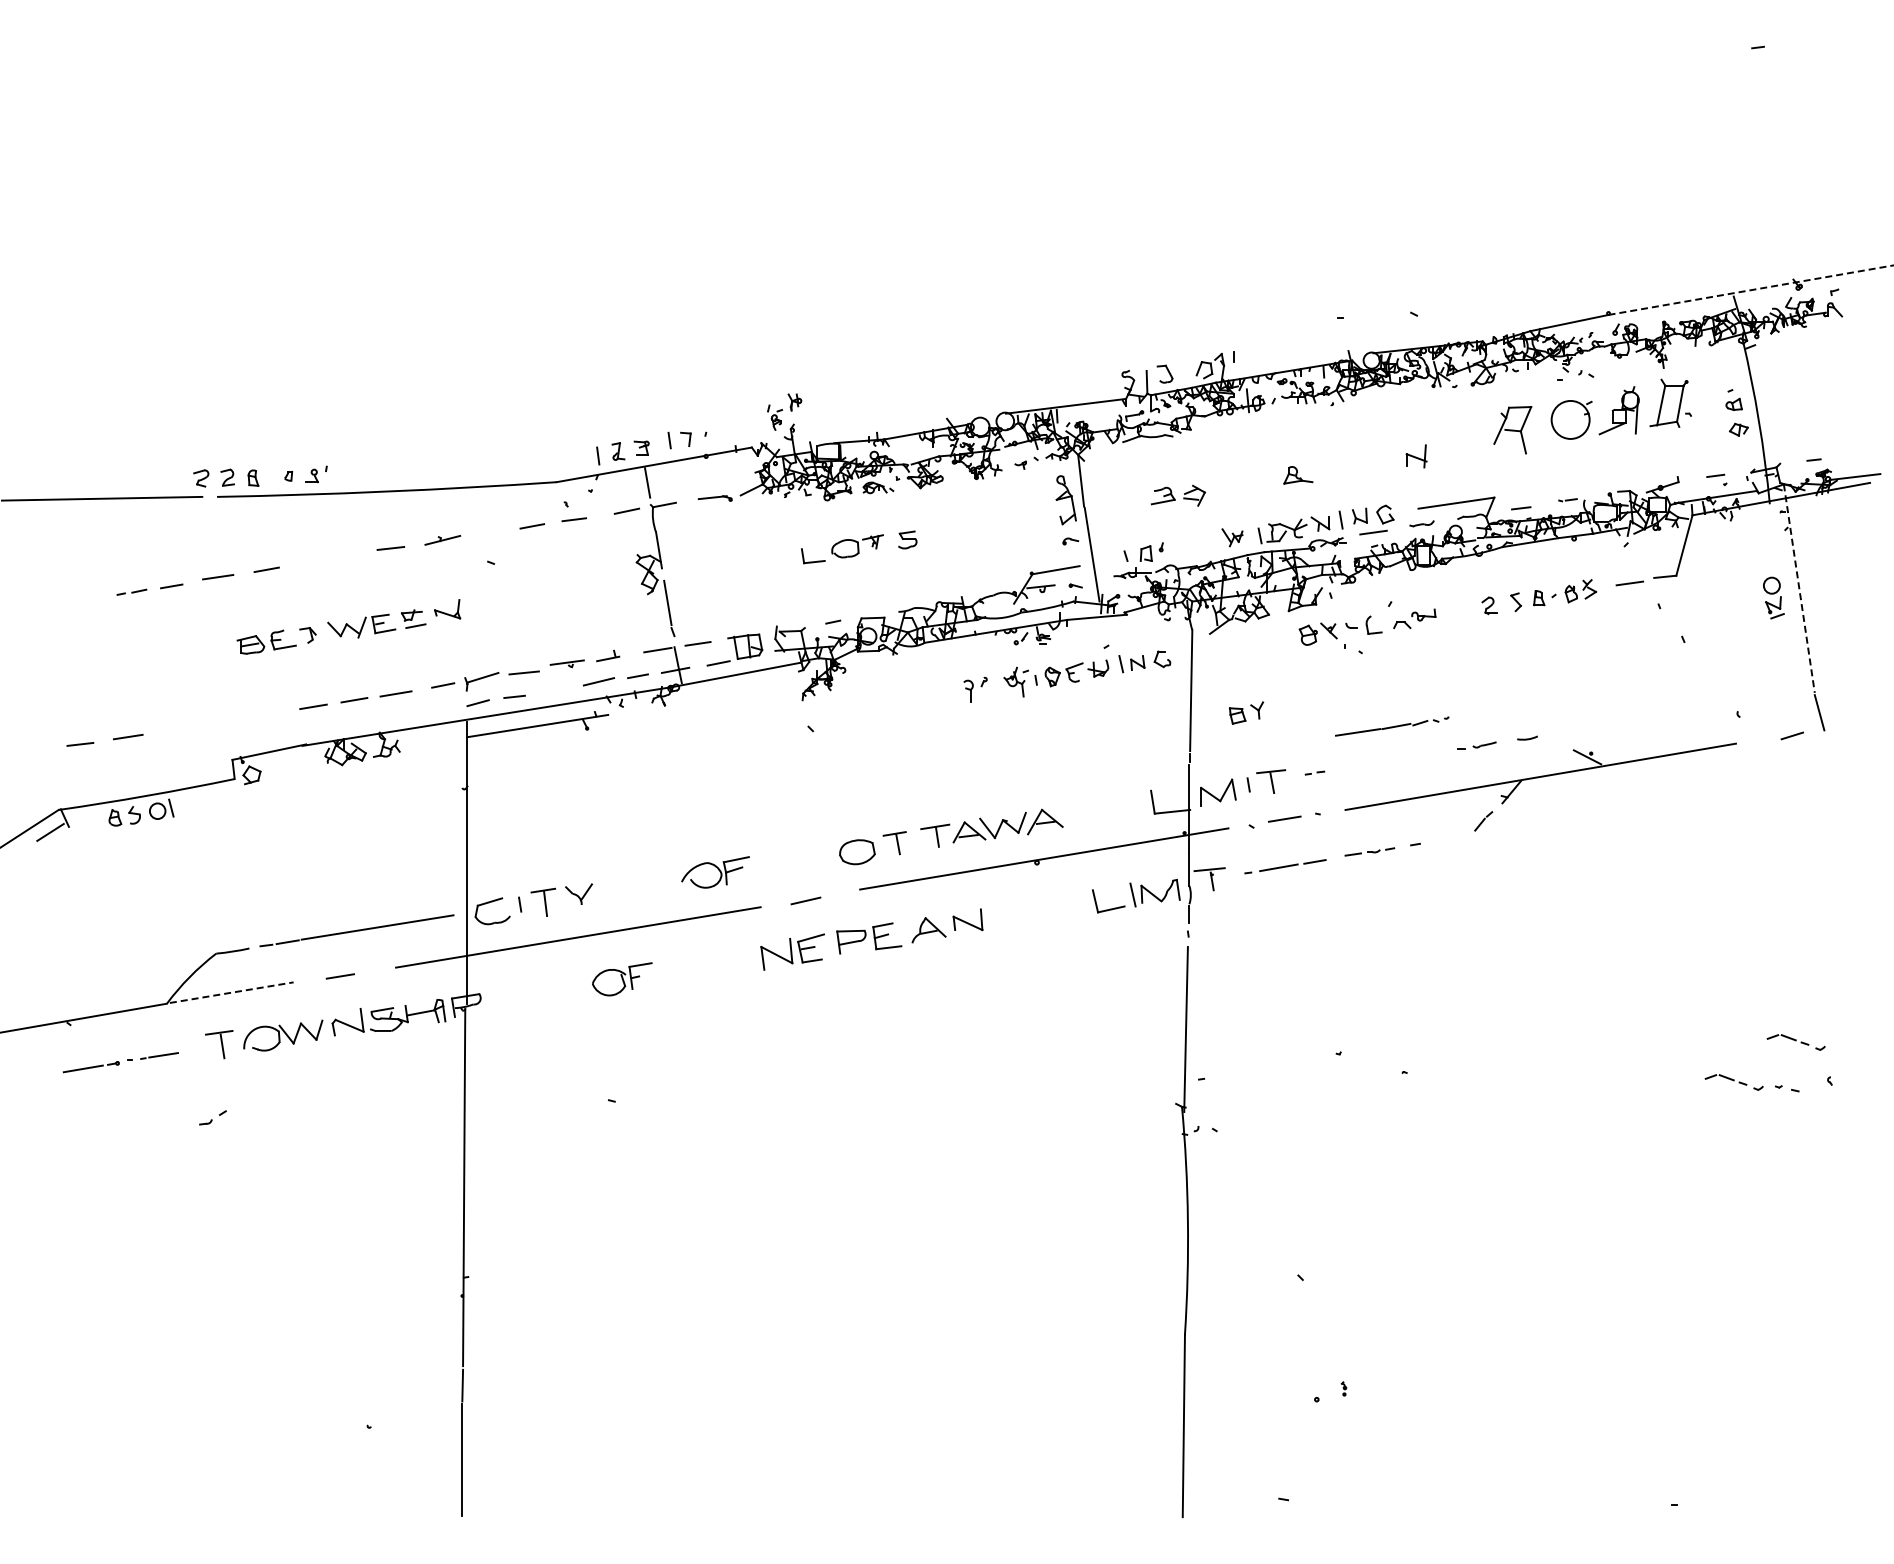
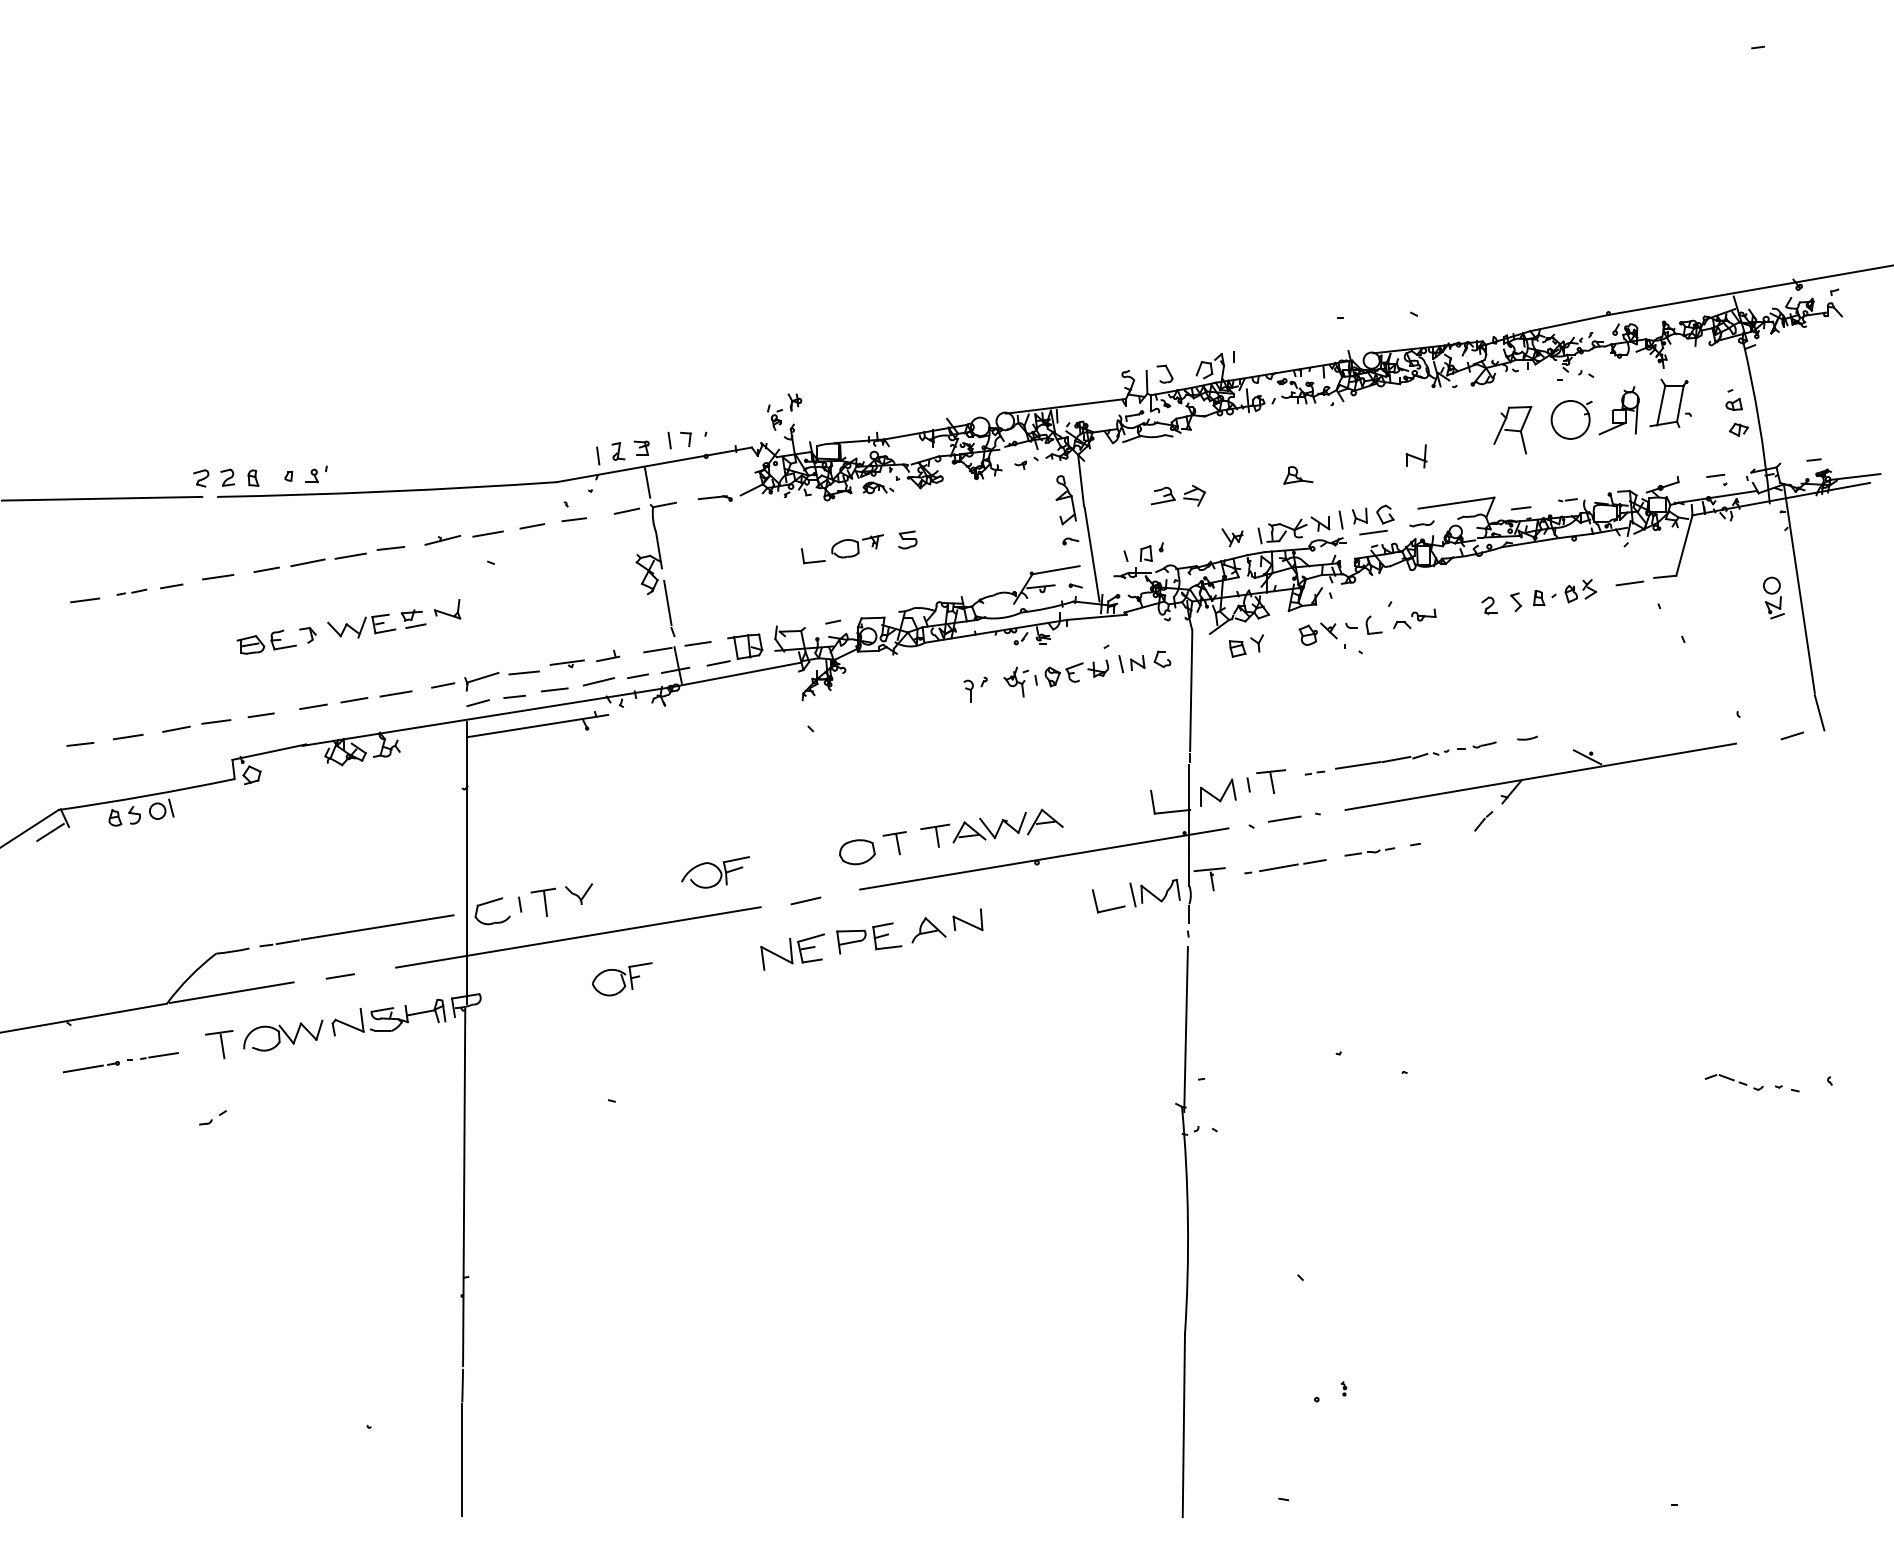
line: dashed -> solid (1751, 290)
line: none -> present (487, 533)
line: none -> present (350, 555)
line: none -> present (307, 562)
line: dashed -> solid (1799, 589)
line: none -> present (85, 600)
line: none -> present (554, 689)
part position: (1246, 712) -> (1246, 645) (1246, 645)
line: none -> present (260, 715)
line: none -> present (216, 721)
part position: (1392, 726) -> (1392, 759) (1392, 759)
line: none -> present (176, 728)
line: dashed -> solid (231, 992)
part: present -> none (1795, 1042)
